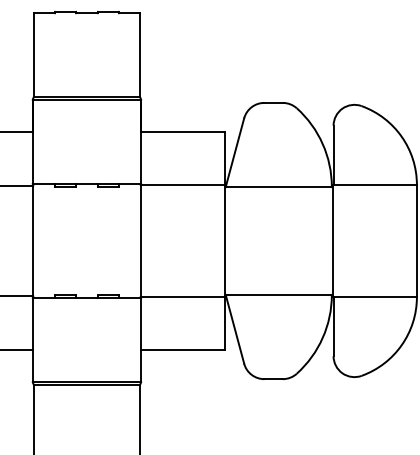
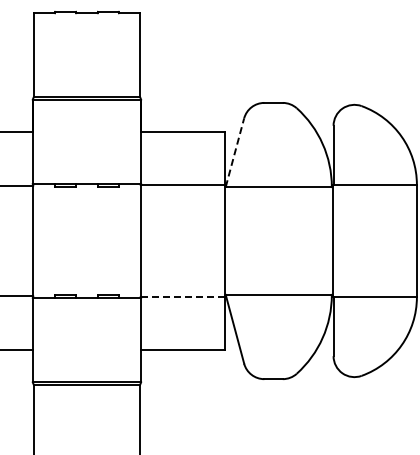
line: solid -> dashed (234, 152)
line: solid -> dashed (182, 297)
